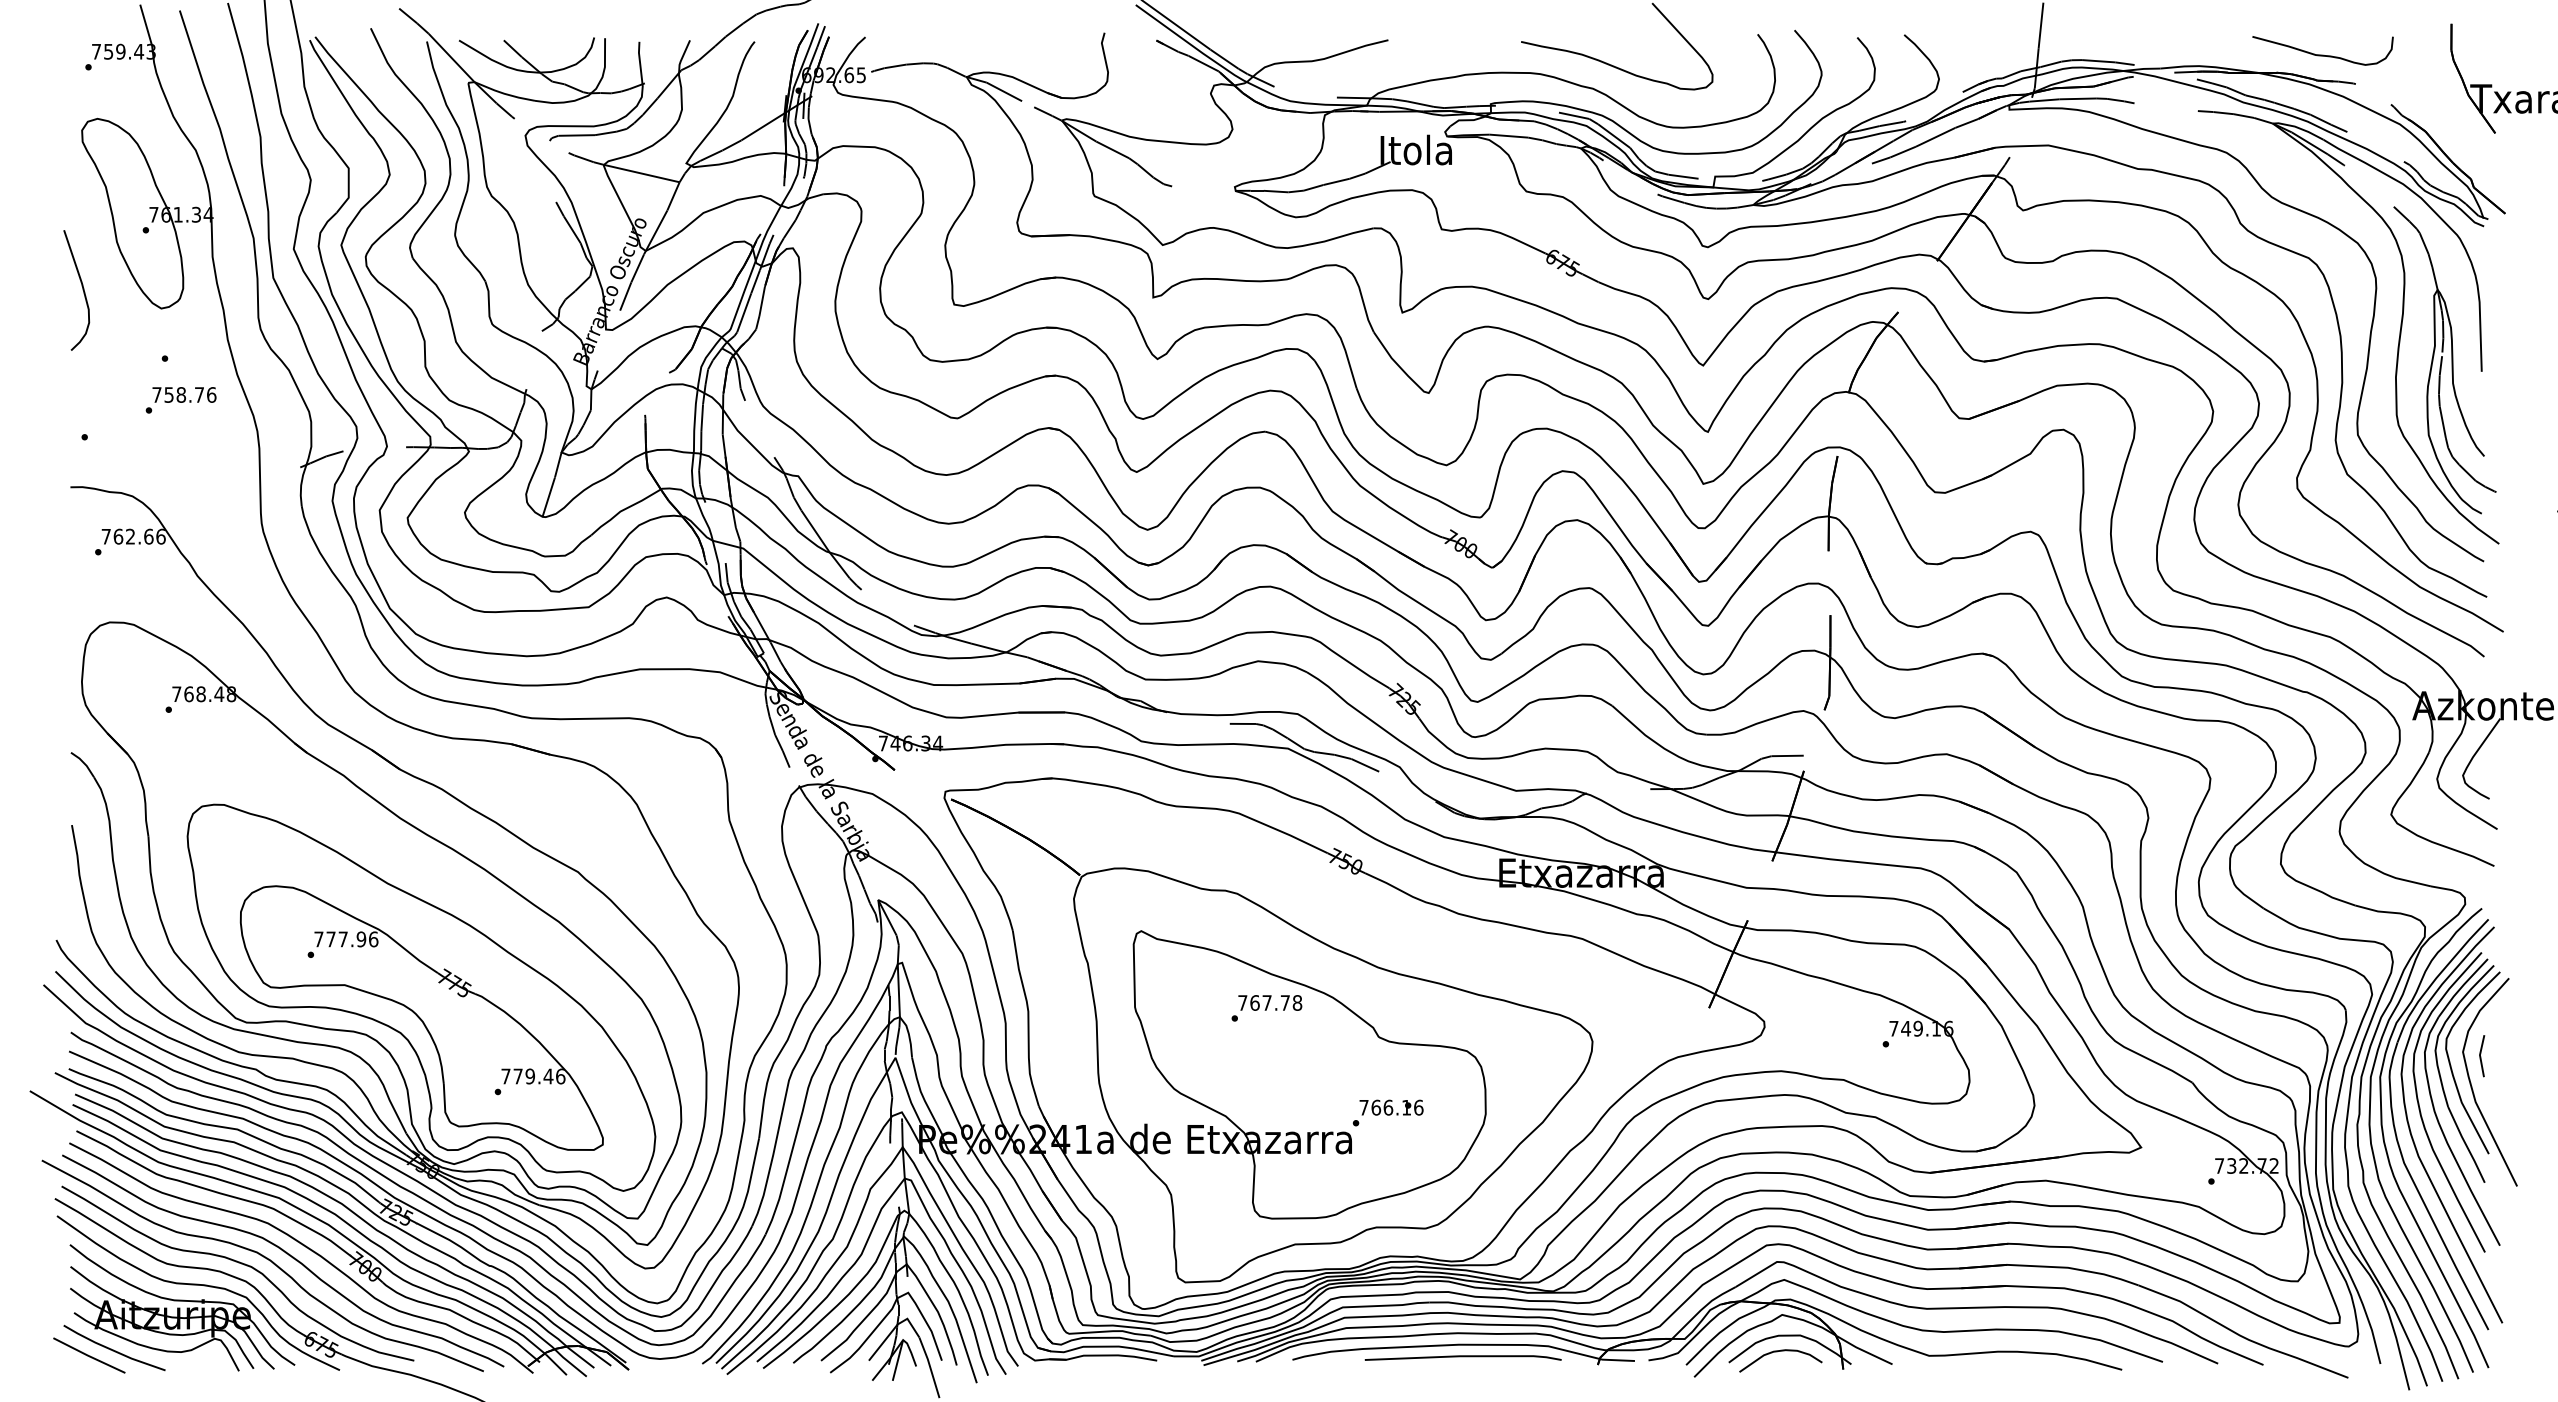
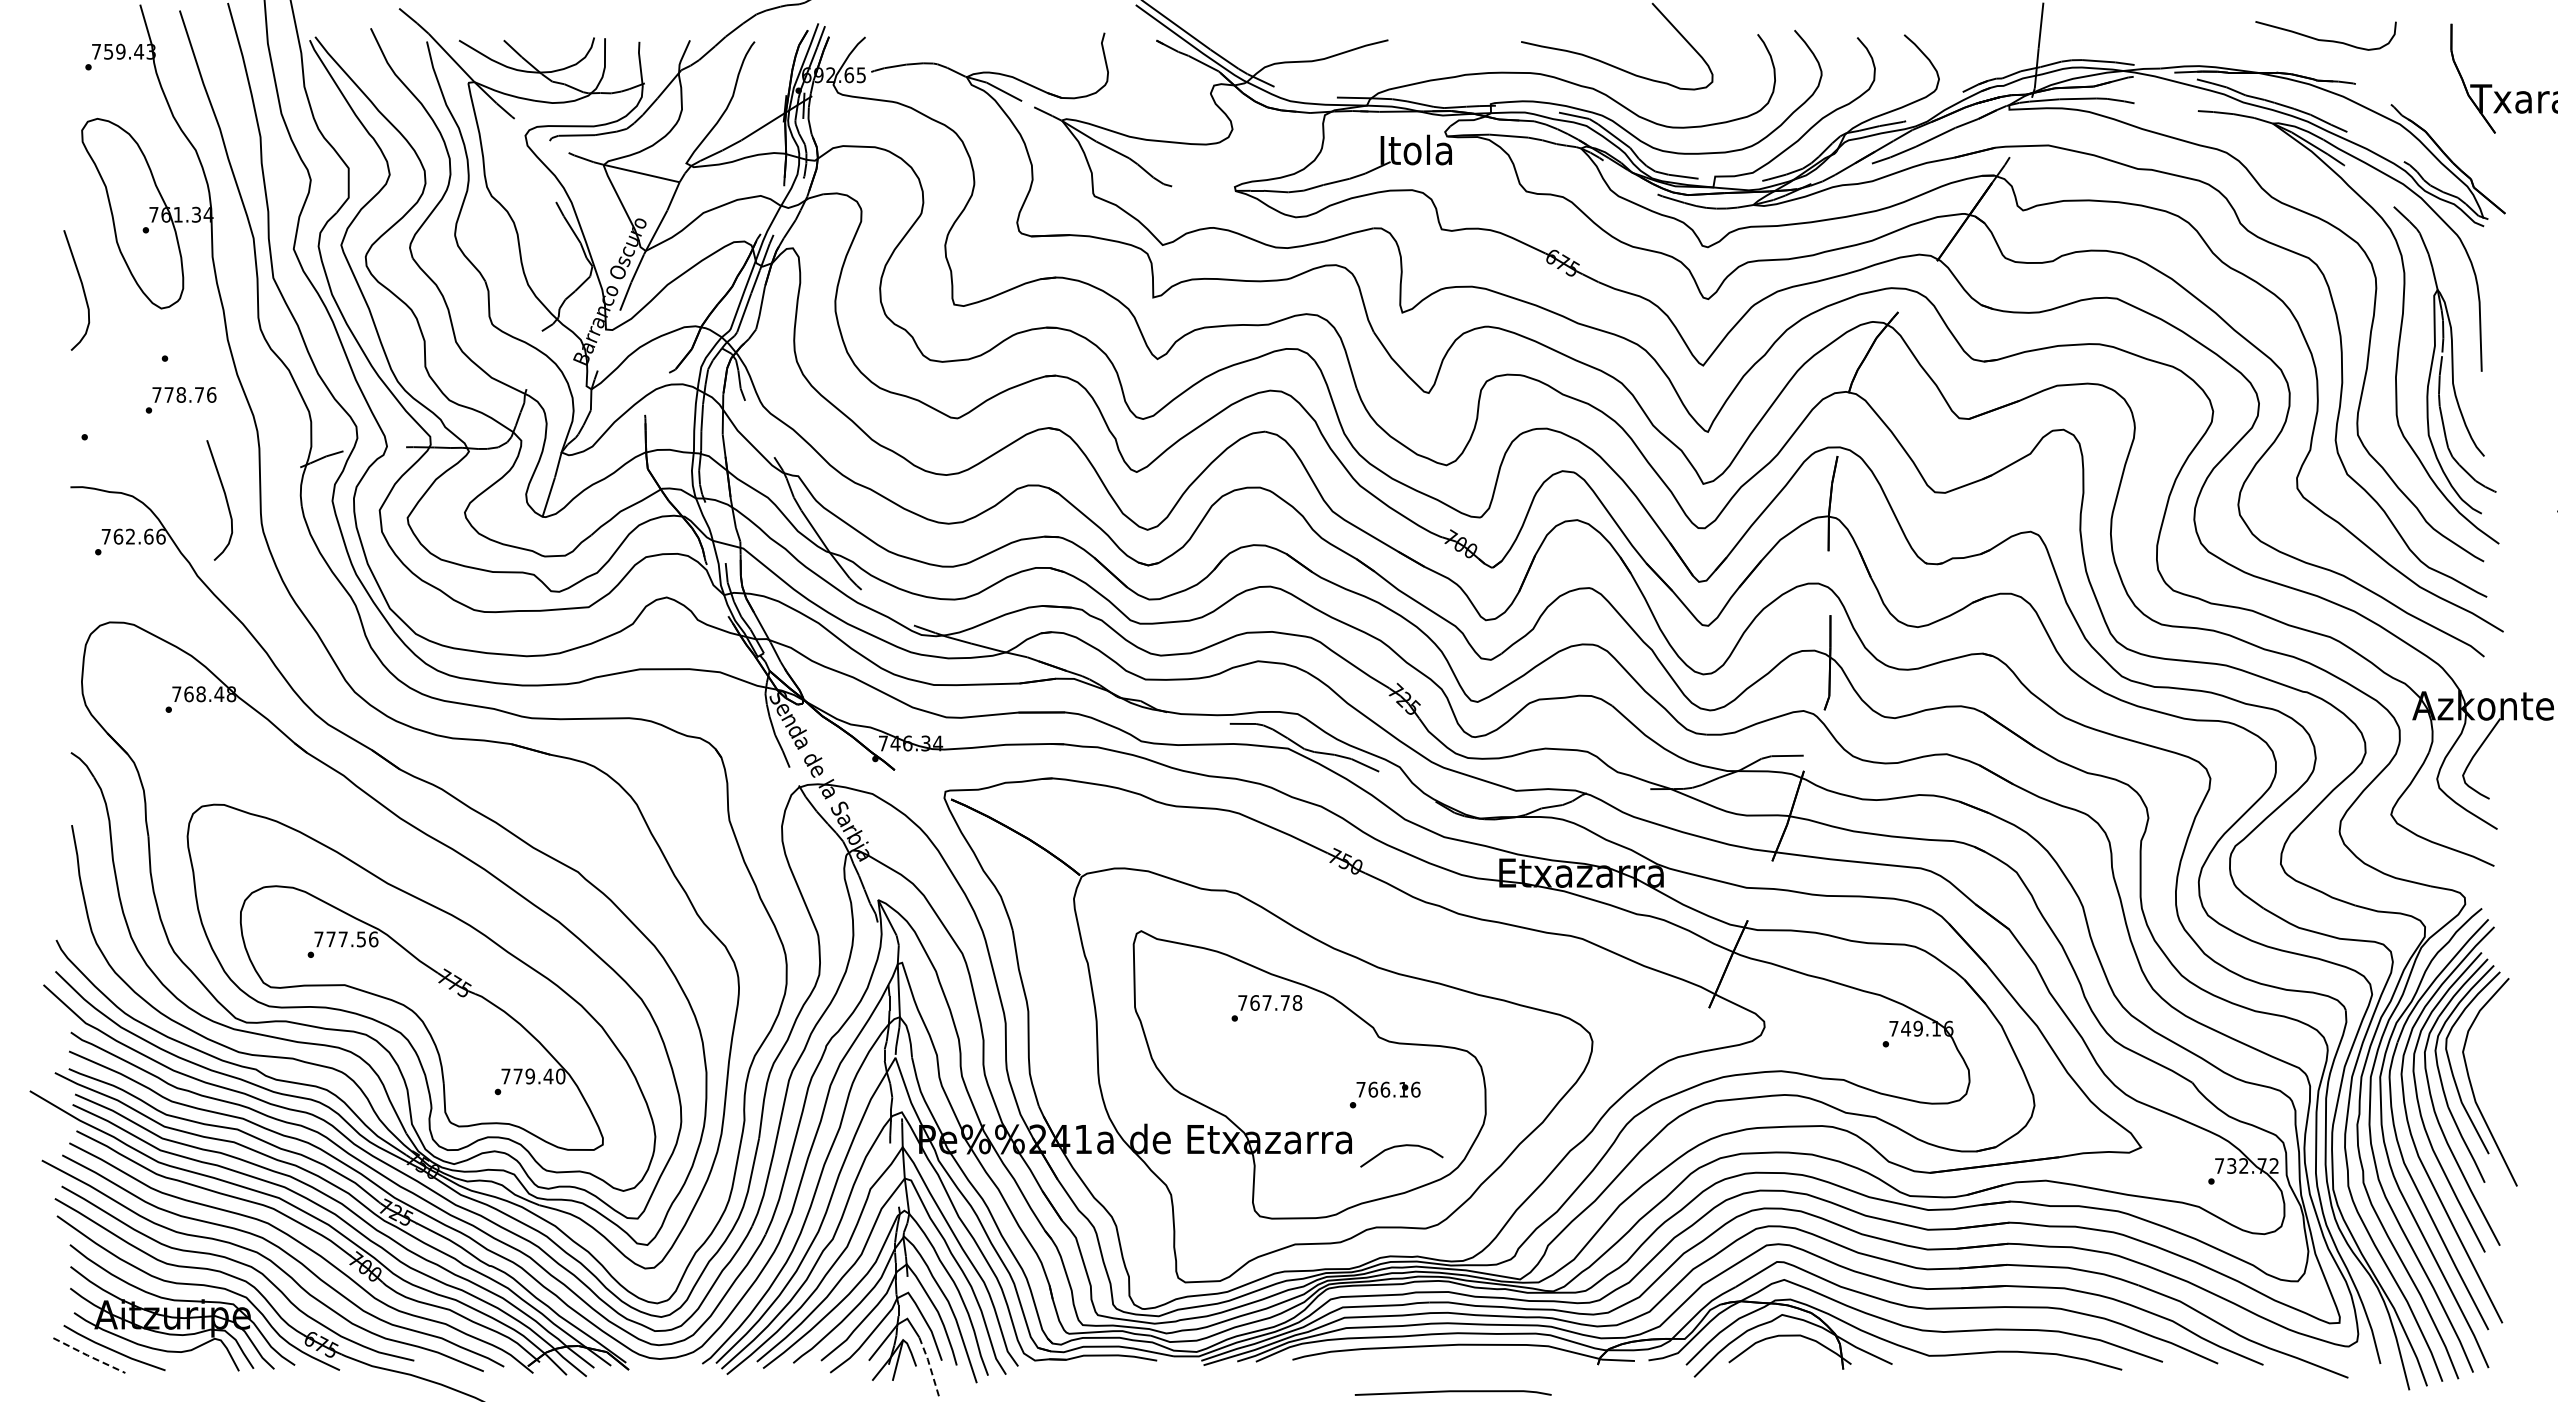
curve position: (2322, 54) -> (2325, 39) (2325, 39)
text: 758.76 -> 778.76 (168, 394)
curve: none -> present (225, 500)
text: 777.96 -> 777.56 (361, 938)
line: present -> none (2481, 1056)
text: 779.46 -> 779.40 (560, 1076)
text position: (1387, 1112) -> (1384, 1094) (1384, 1094)
curve position: (1777, 1352) -> (1398, 1147) (1398, 1147)
line: solid -> dashed (88, 1355)
line position: (1462, 1357) -> (1452, 1392) (1452, 1392)
line: solid -> dashed (930, 1366)
